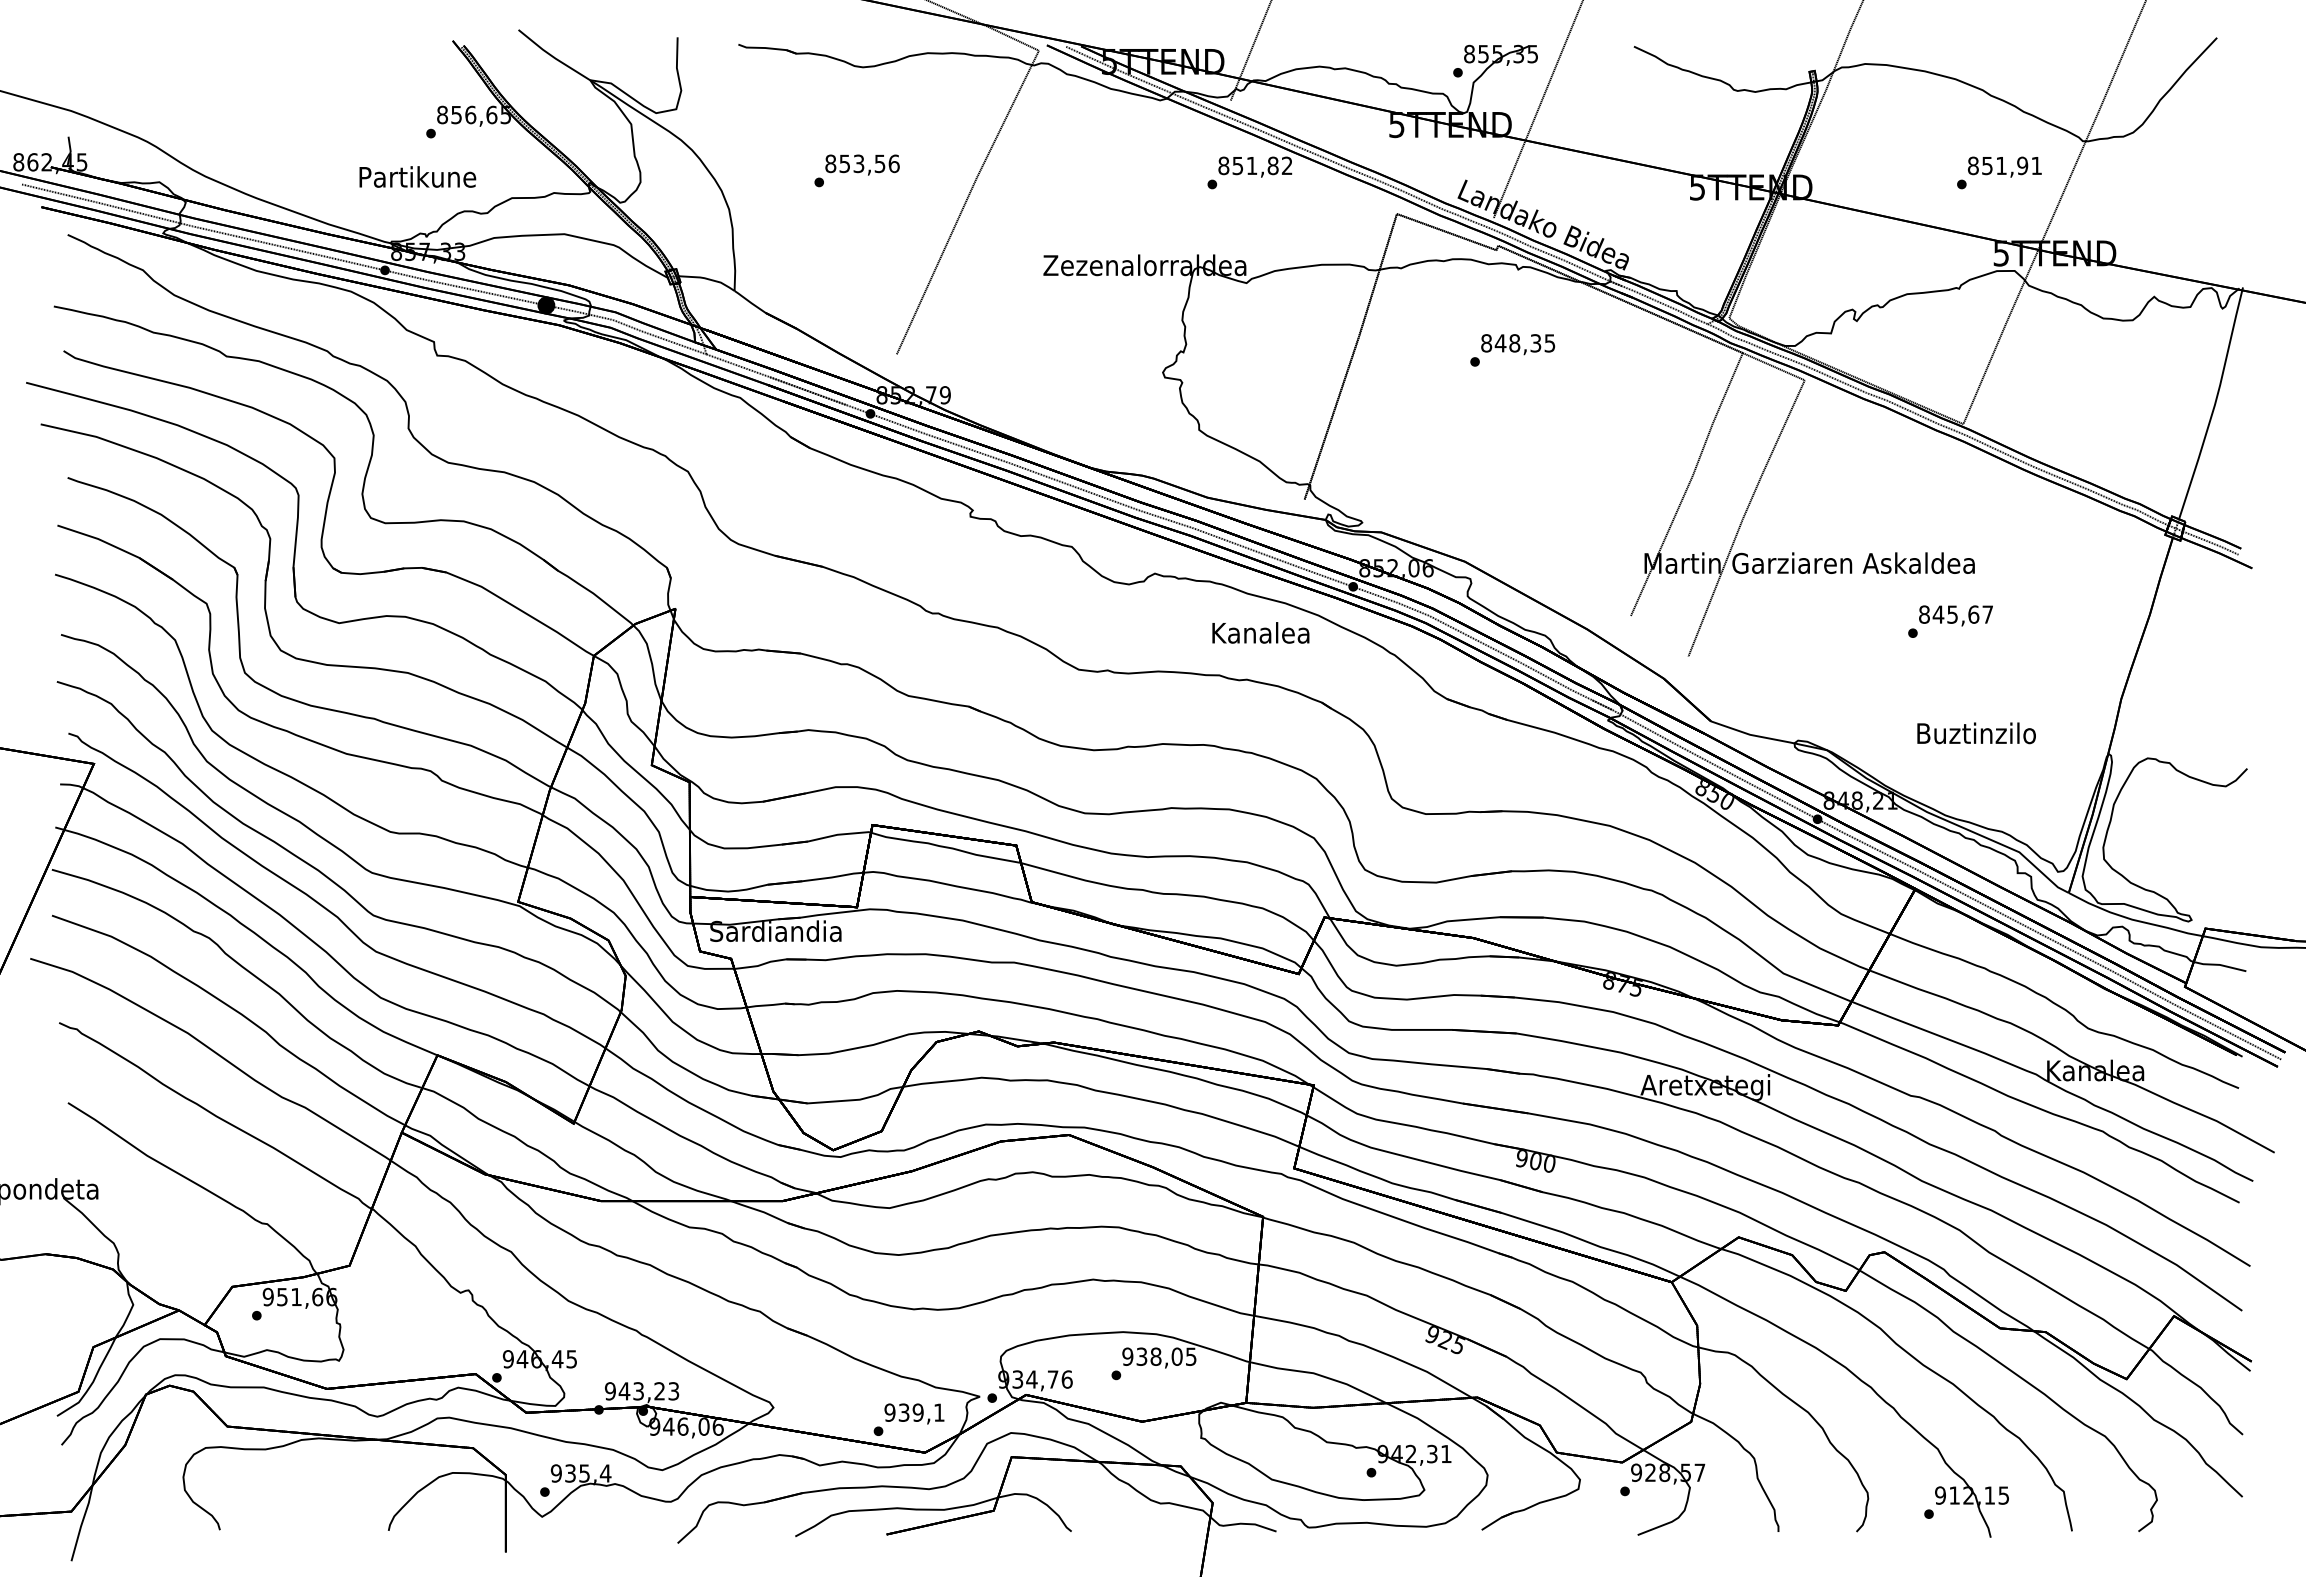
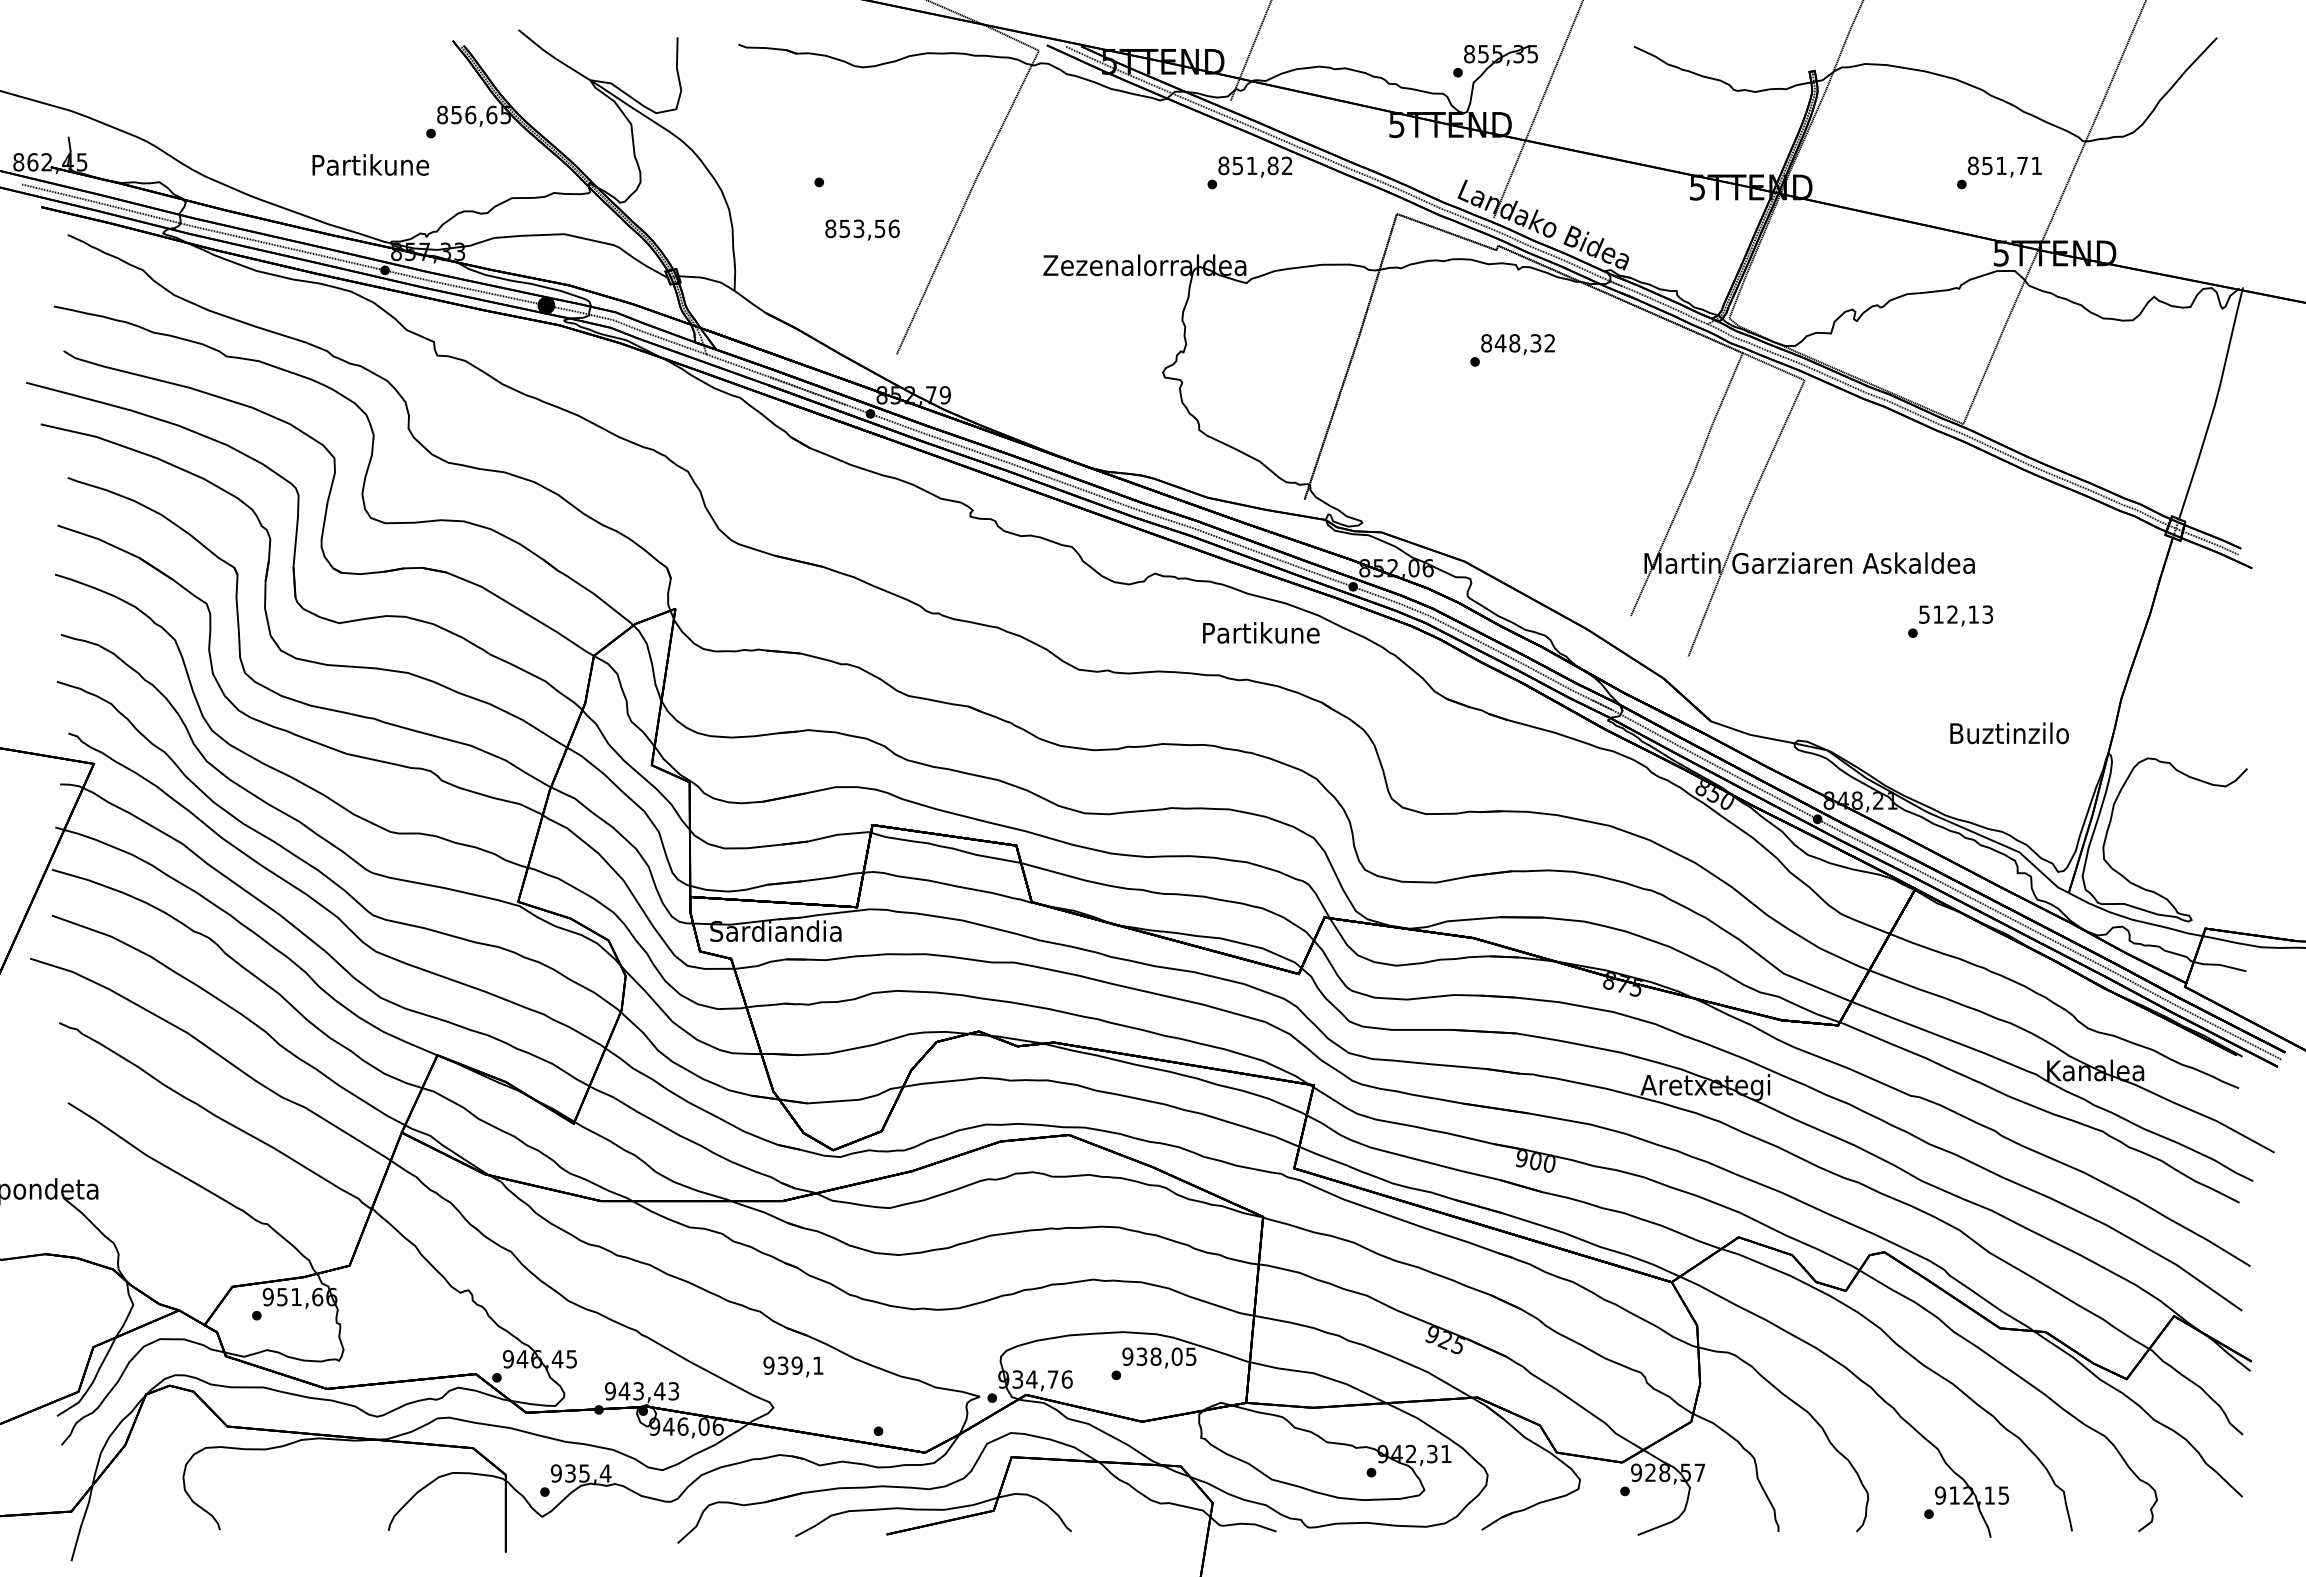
text position: (862, 164) -> (862, 229) (862, 229)
text: 851,91 -> 851,71 (2022, 165)
text position: (417, 176) -> (370, 164) (370, 164)
text: 848,35 -> 848,32 (1549, 343)
text: 845,67 -> 512,13 (1956, 614)
text: Kanalea -> Partikune (1261, 632)
text position: (1976, 733) -> (2009, 733) (2009, 733)
text: 943,23 -> 943,43 (659, 1391)
text position: (914, 1413) -> (793, 1366) (793, 1366)
